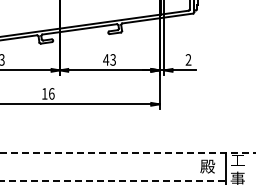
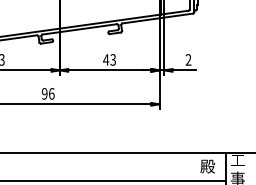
text: 16 -> 96 (44, 93)
line: dashed -> solid (128, 152)
line: dashed -> solid (113, 180)
